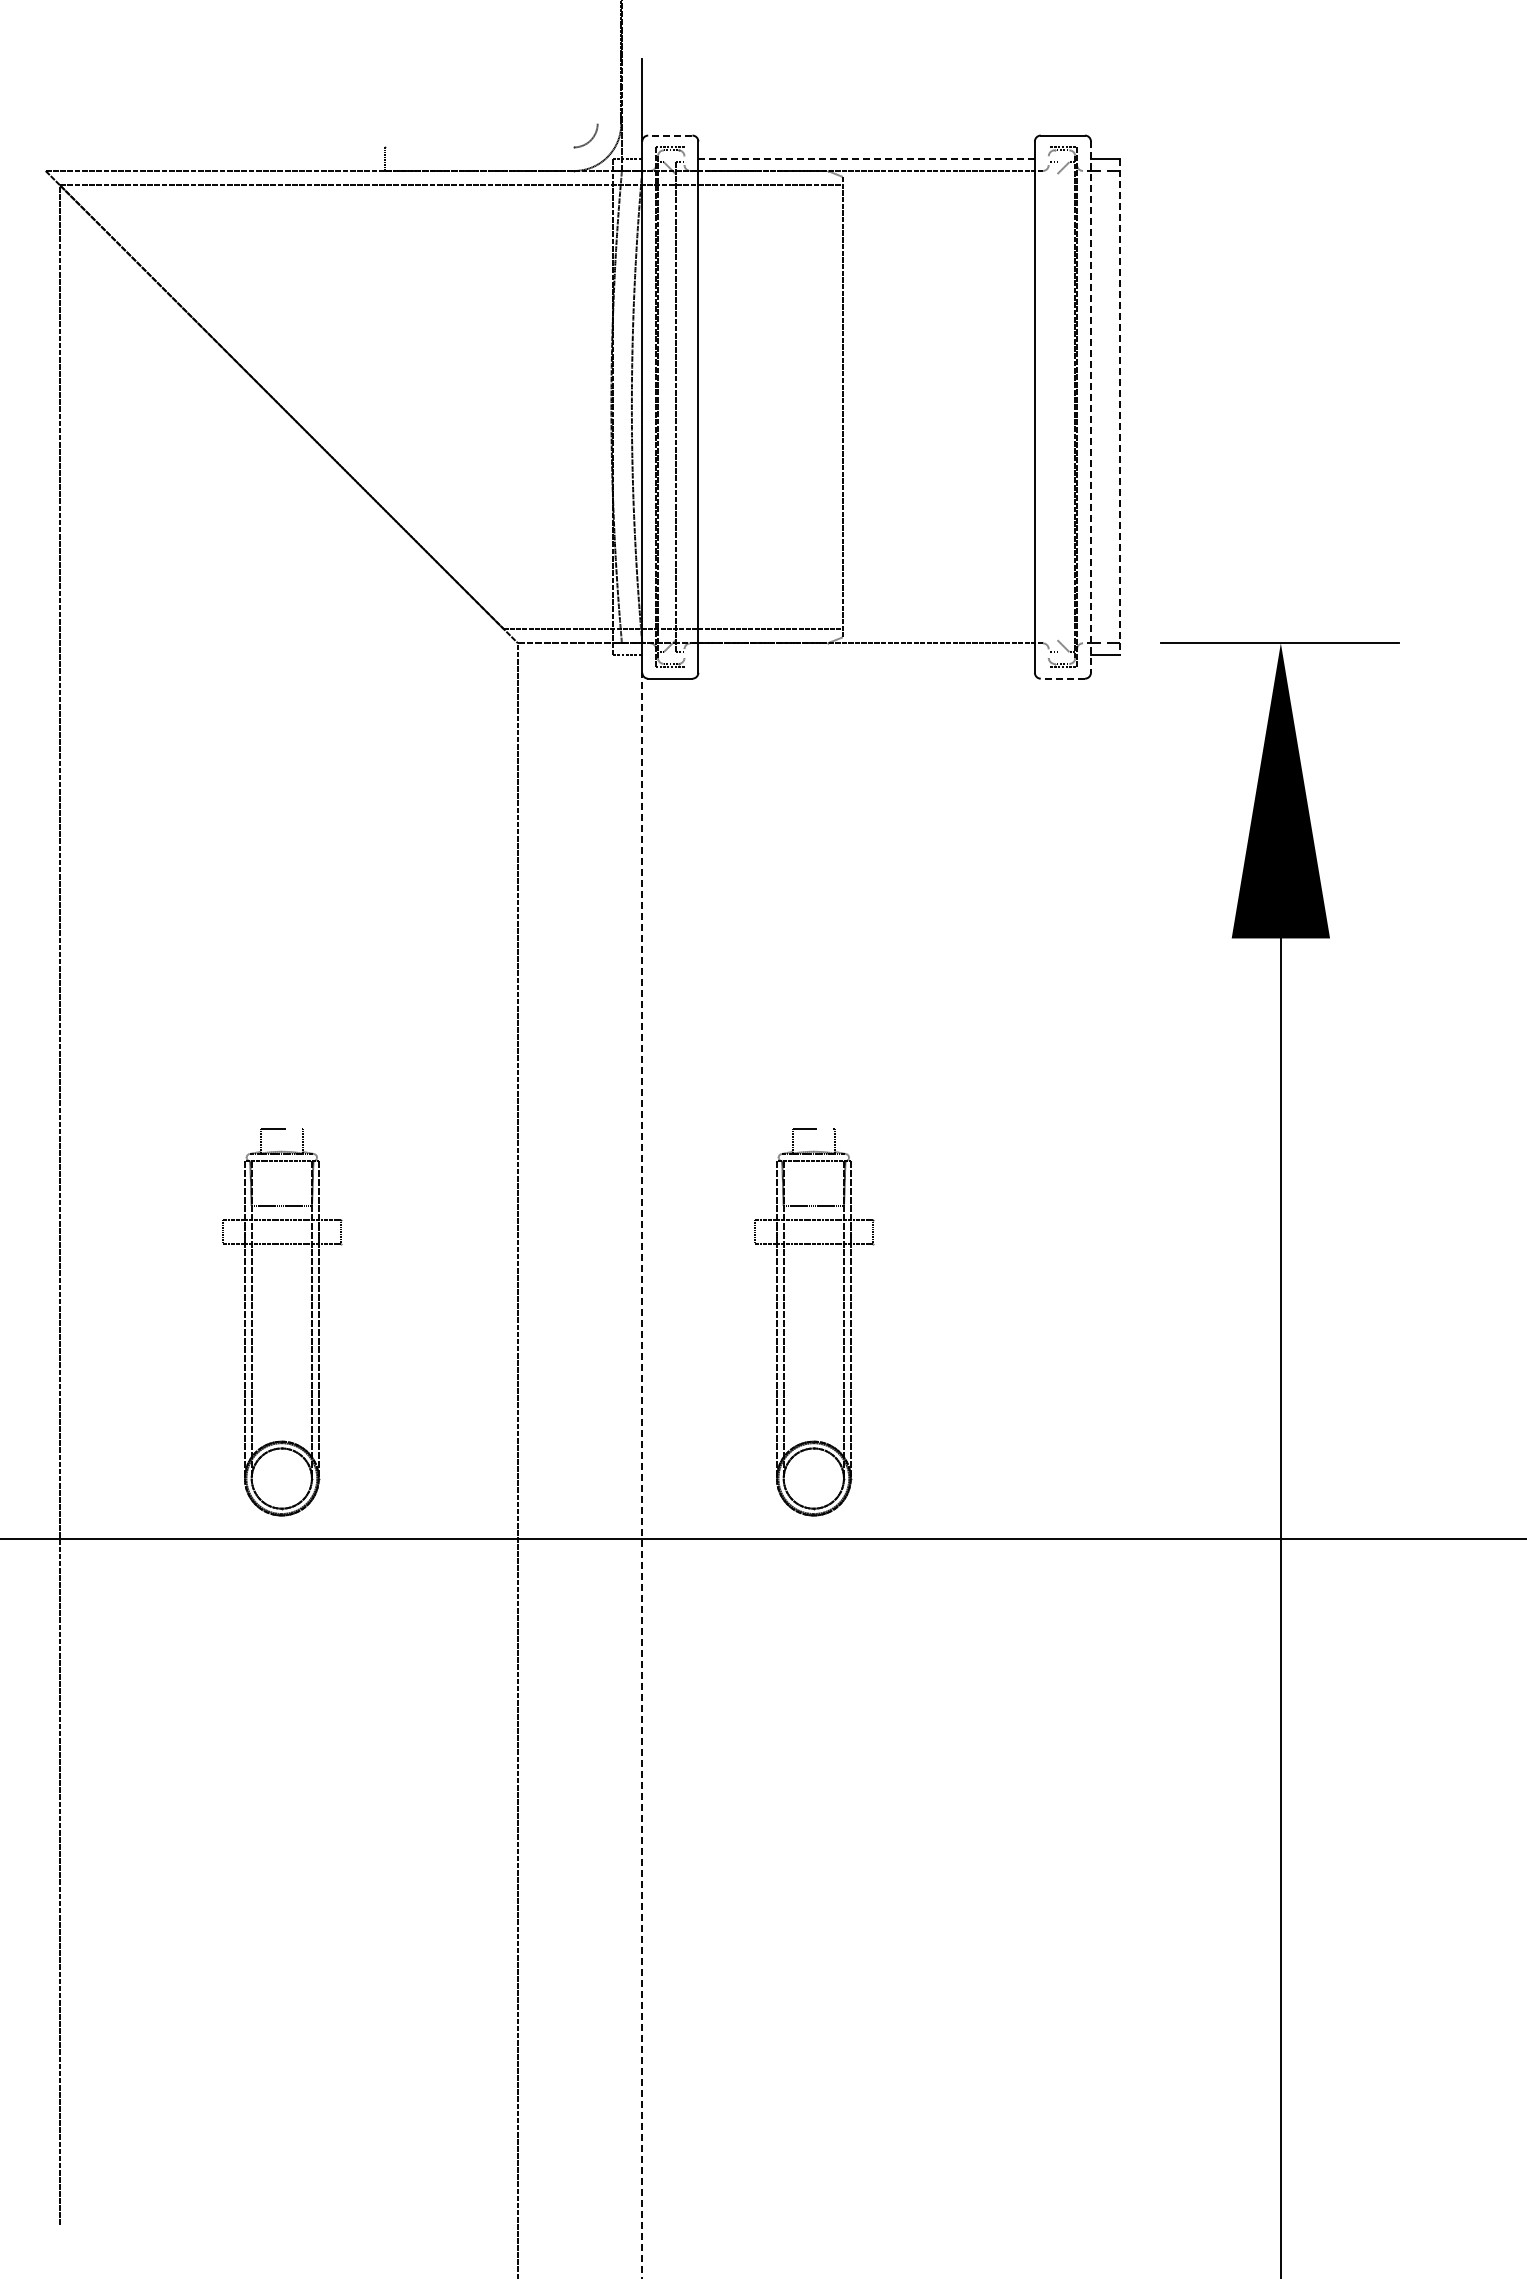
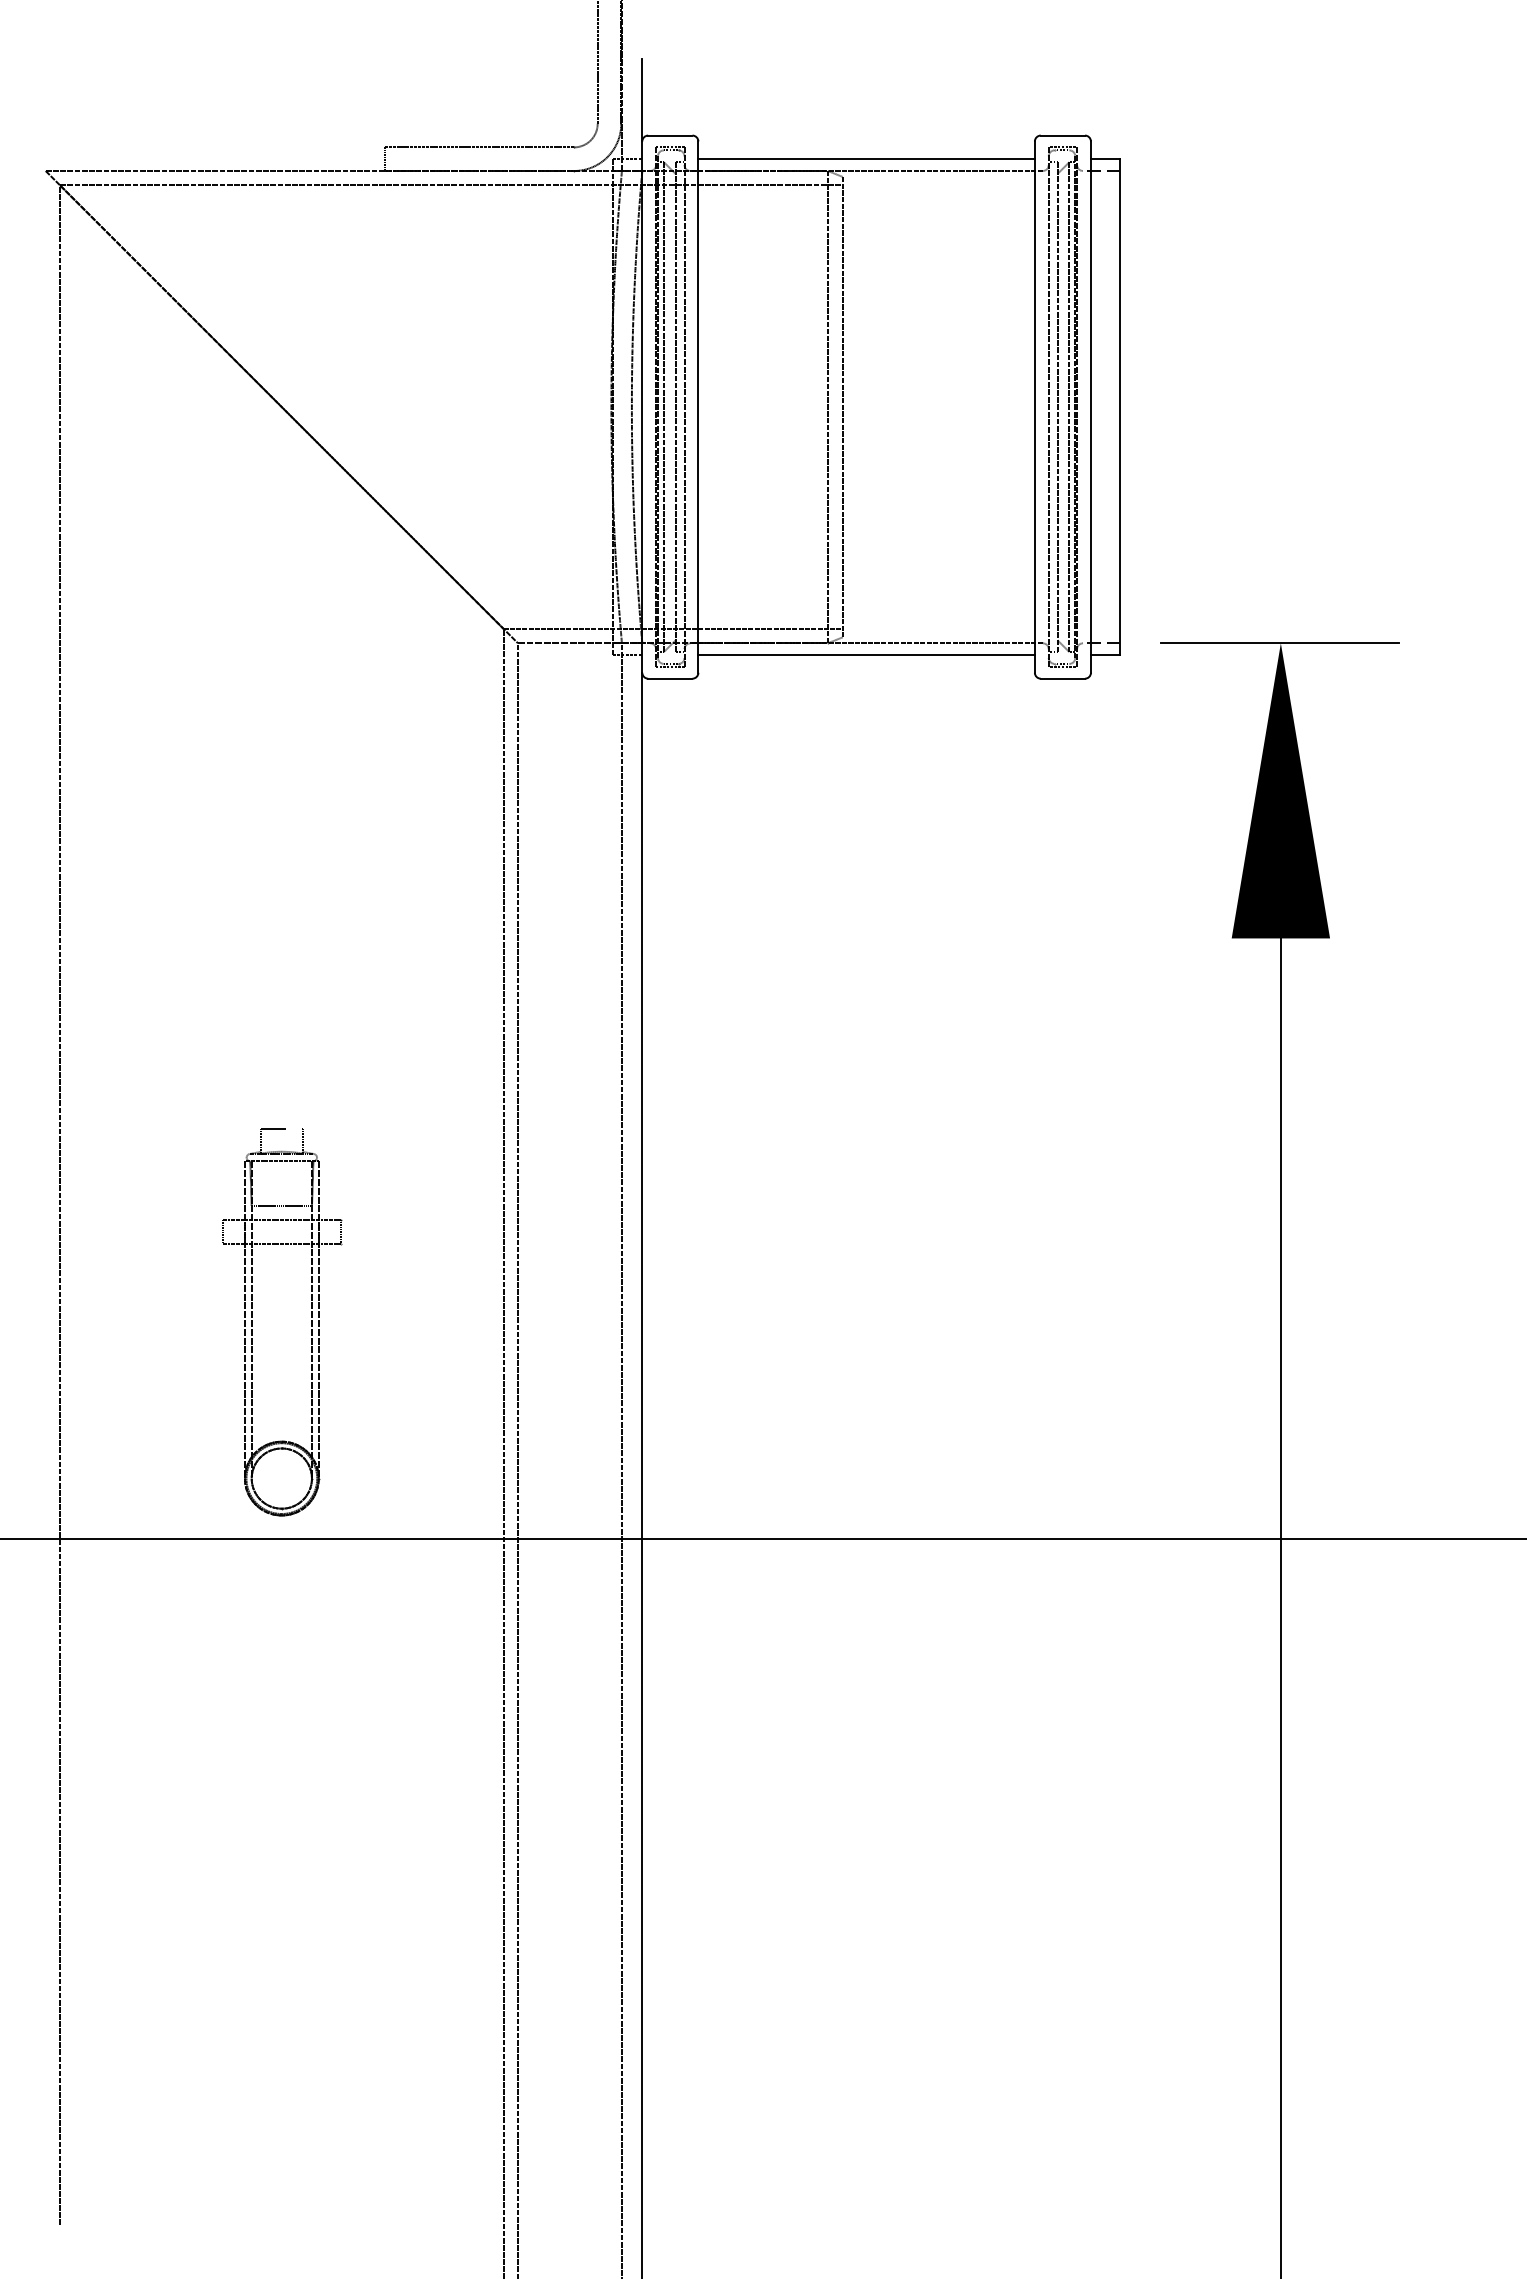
line: none -> present (597, 62)
line: dashed -> solid (669, 135)
line: none -> present (479, 147)
line: dashed -> solid (866, 159)
line: none -> present (684, 406)
line: none -> present (1048, 406)
line: none -> present (663, 407)
line: none -> present (827, 407)
line: none -> present (1057, 407)
line: none -> present (1069, 407)
line: dashed -> solid (1090, 407)
line: dashed -> solid (1120, 407)
line: none -> present (866, 655)
line: dashed -> solid (1062, 678)
part: present -> none (843, 1322)
line: none -> present (503, 1451)
line: none -> present (621, 1459)
line: dashed -> solid (642, 1475)
